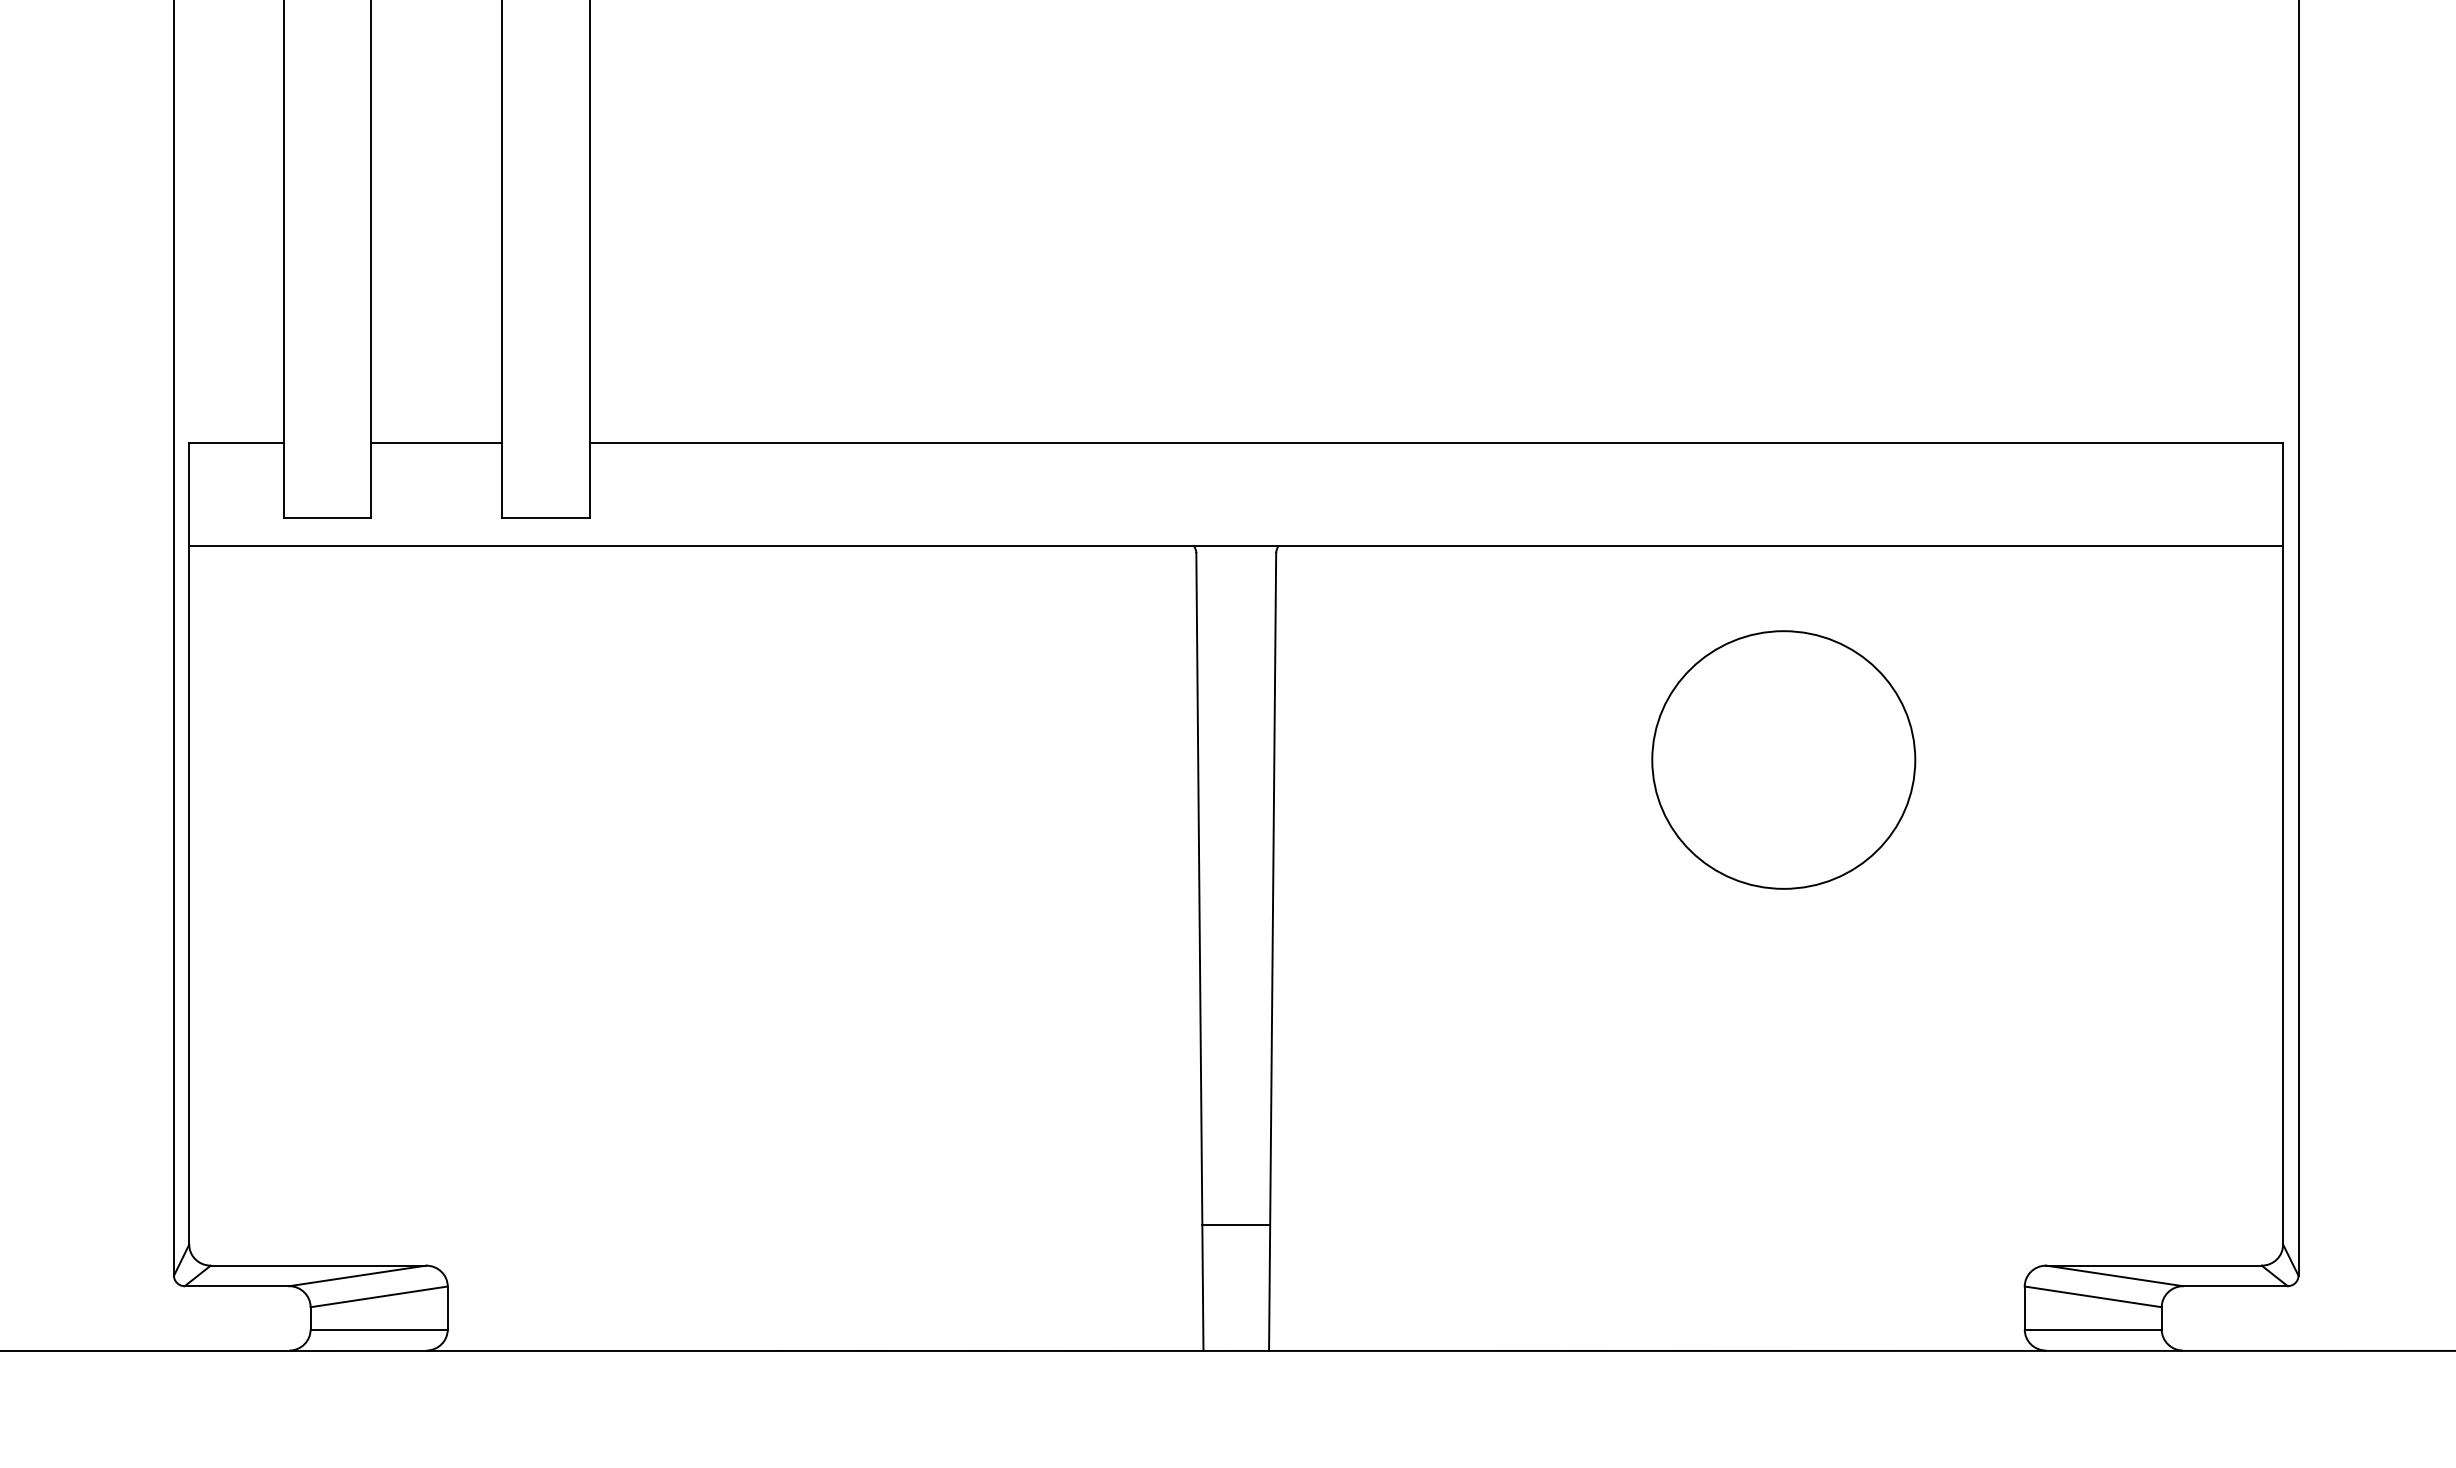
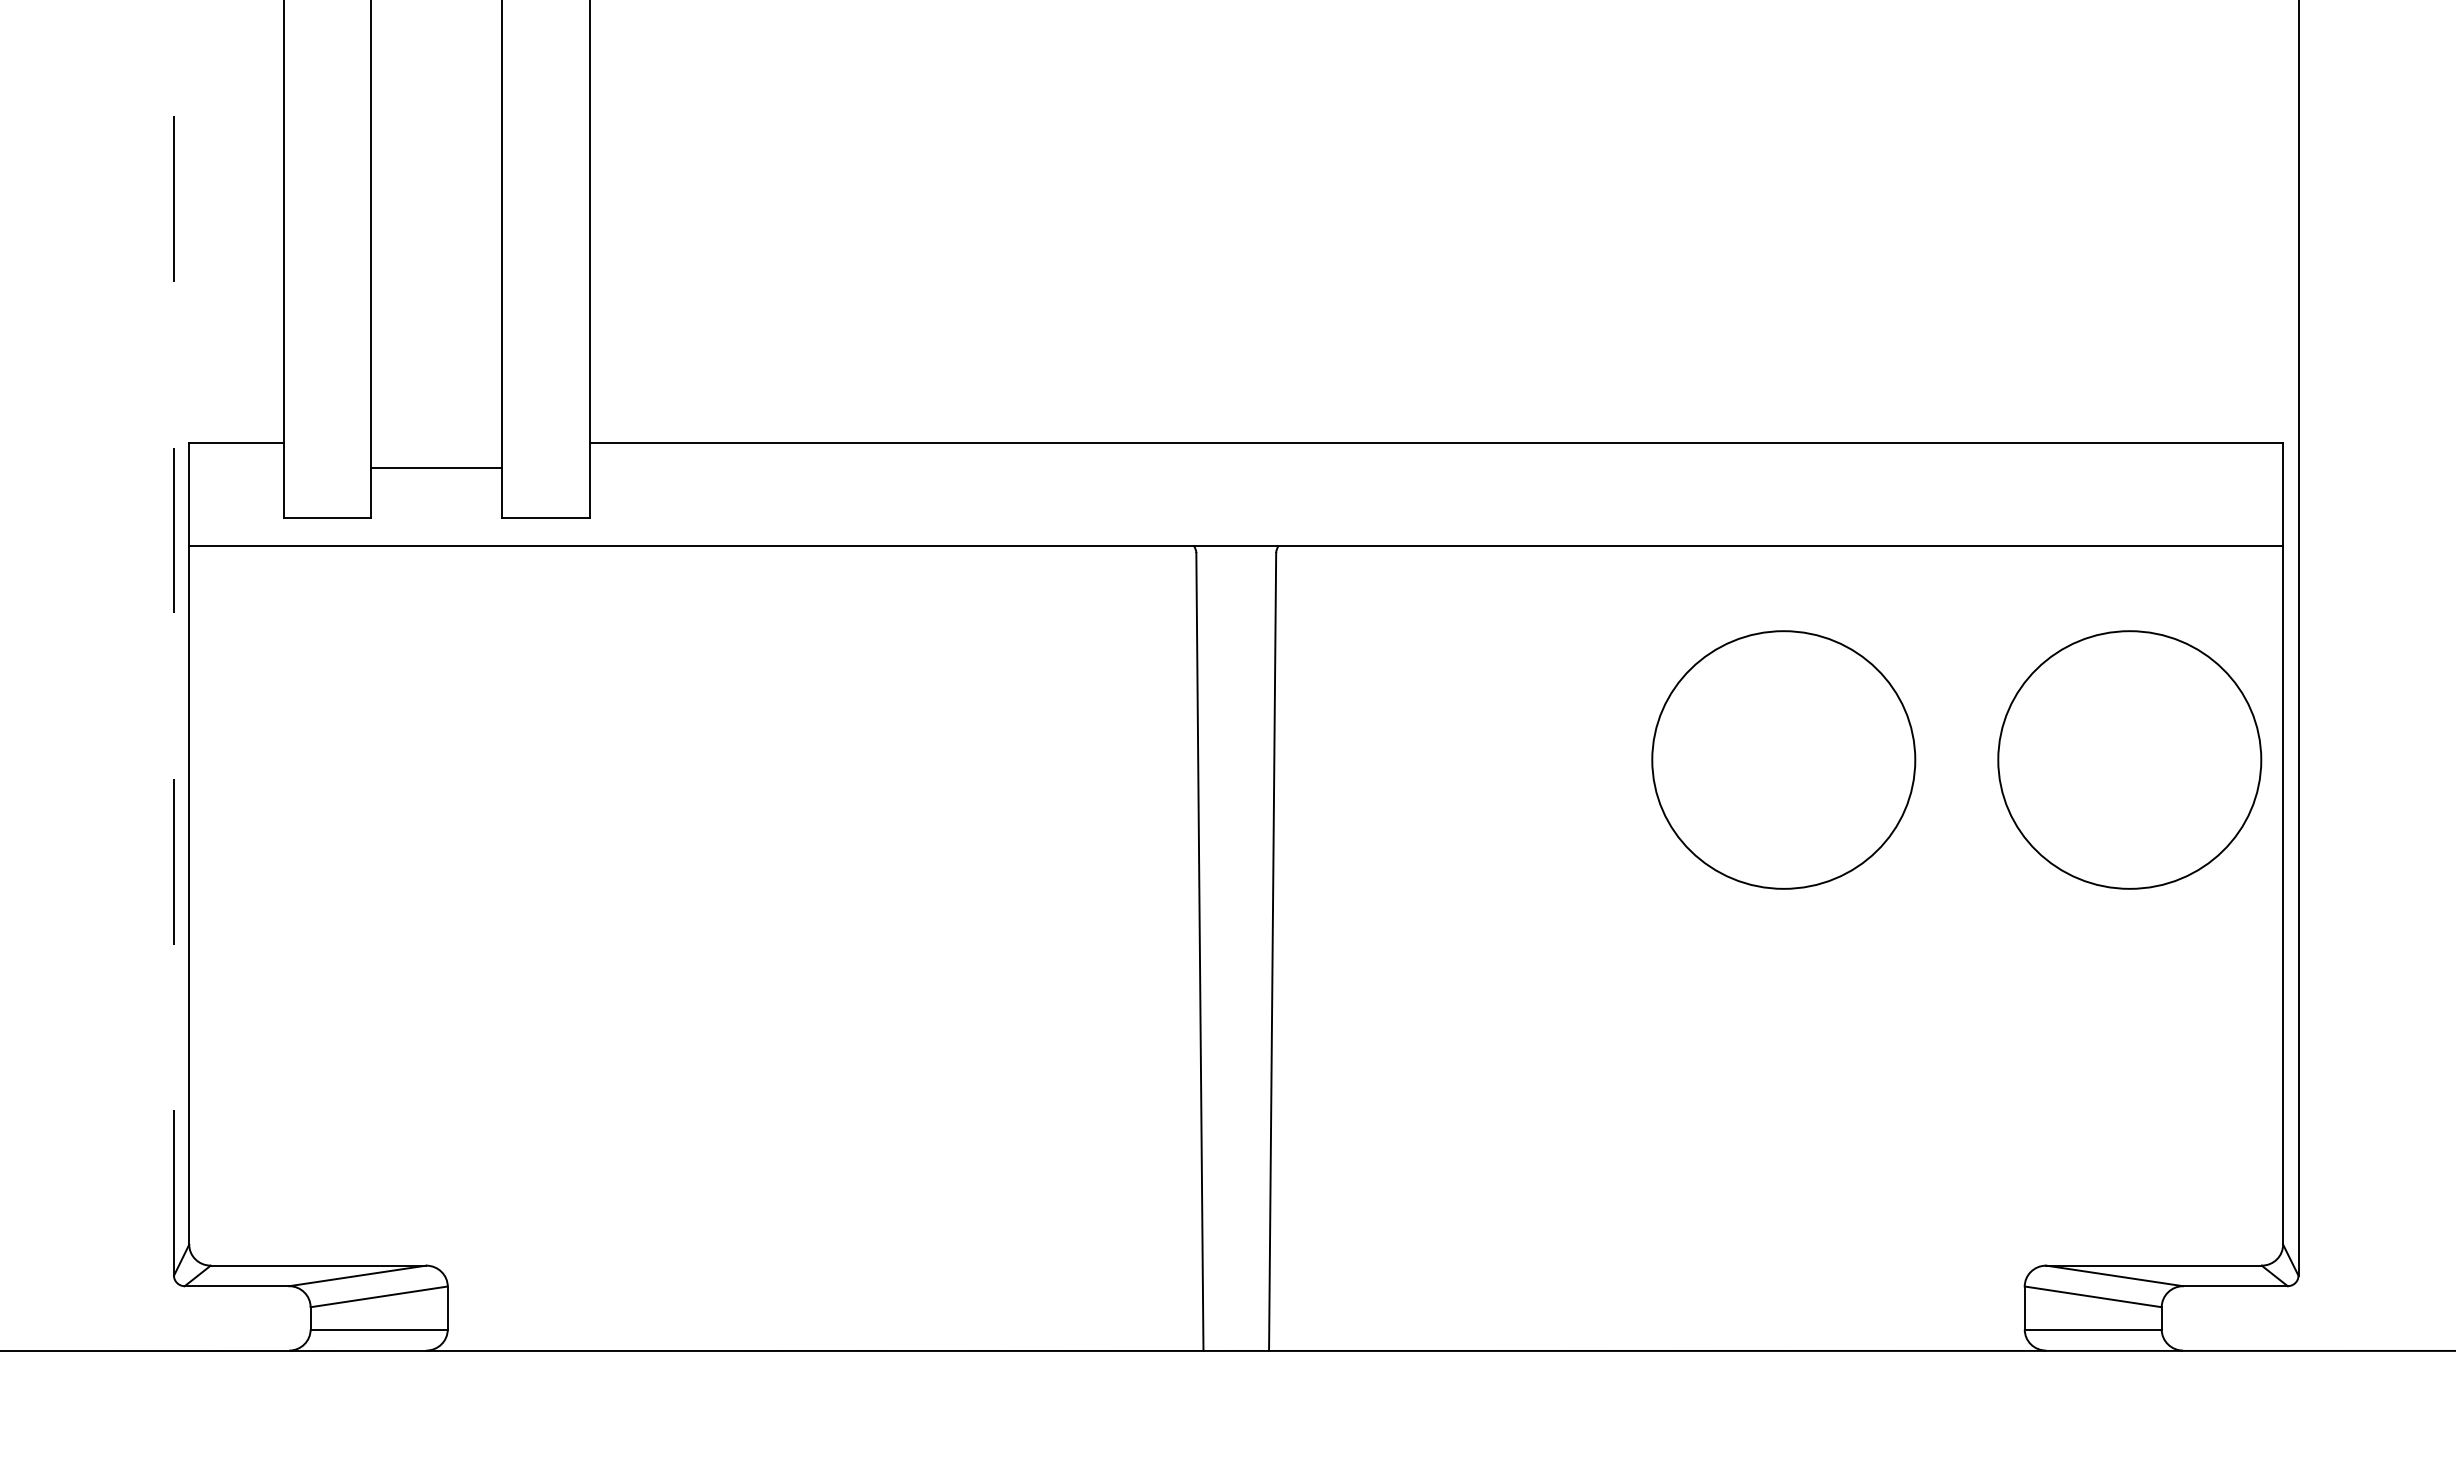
line position: (436, 443) -> (436, 468) (436, 468)
line: solid -> dashed (174, 637)
part: none -> present (2129, 759)
line: present -> none (1236, 1224)
